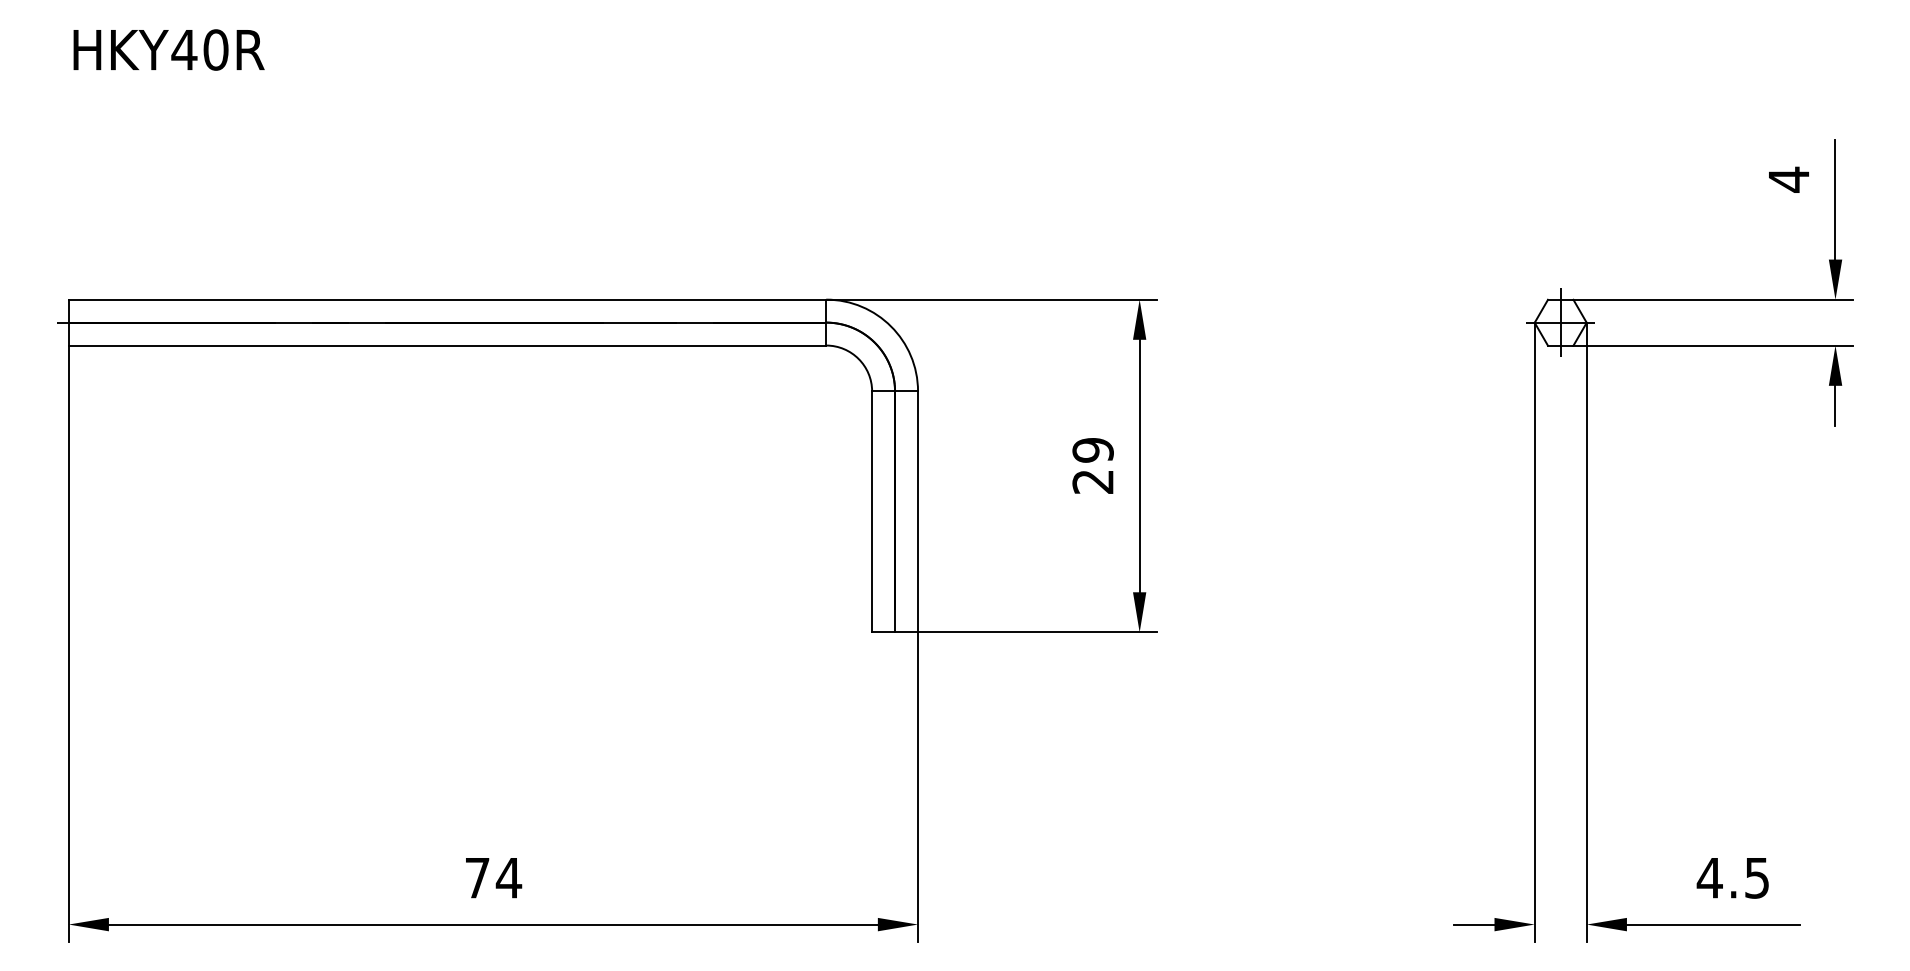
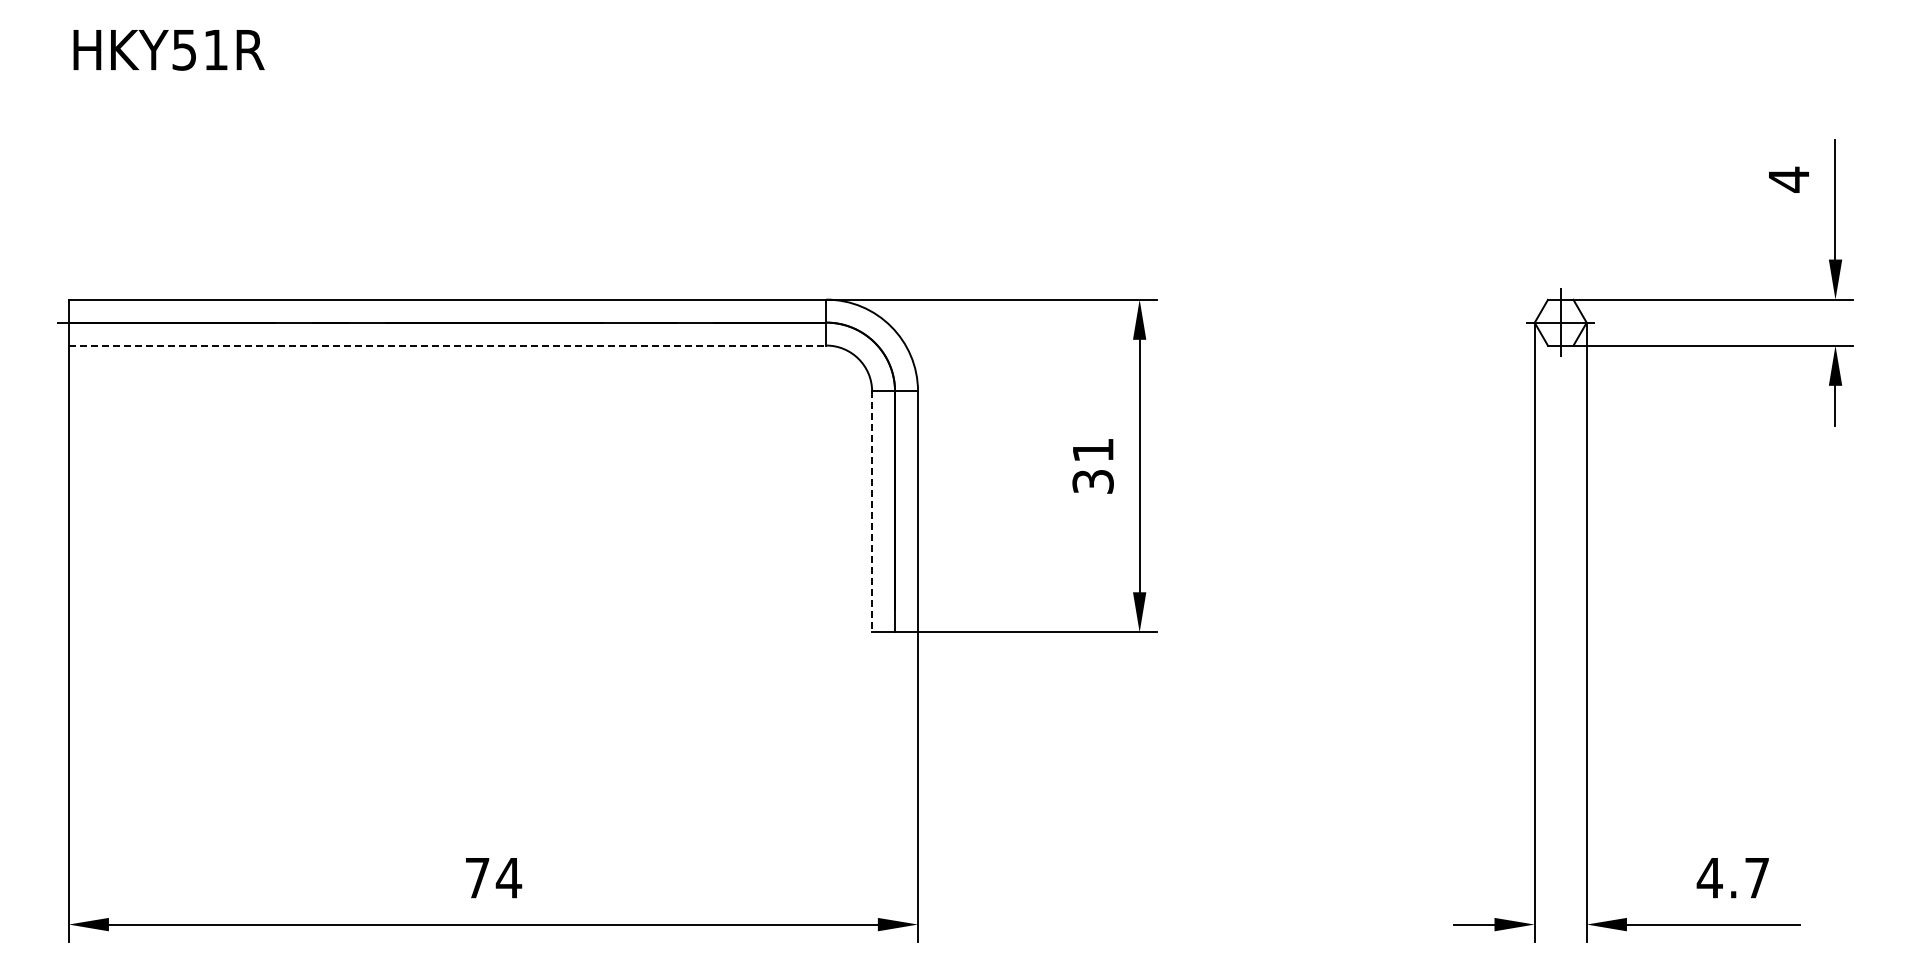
text: HKY40R -> HKY51R (199, 49)
line: solid -> dashed (447, 345)
text: 29 -> 31 (1092, 465)
line: solid -> dashed (872, 511)
text: 4.5 -> 4.7 (1756, 878)
